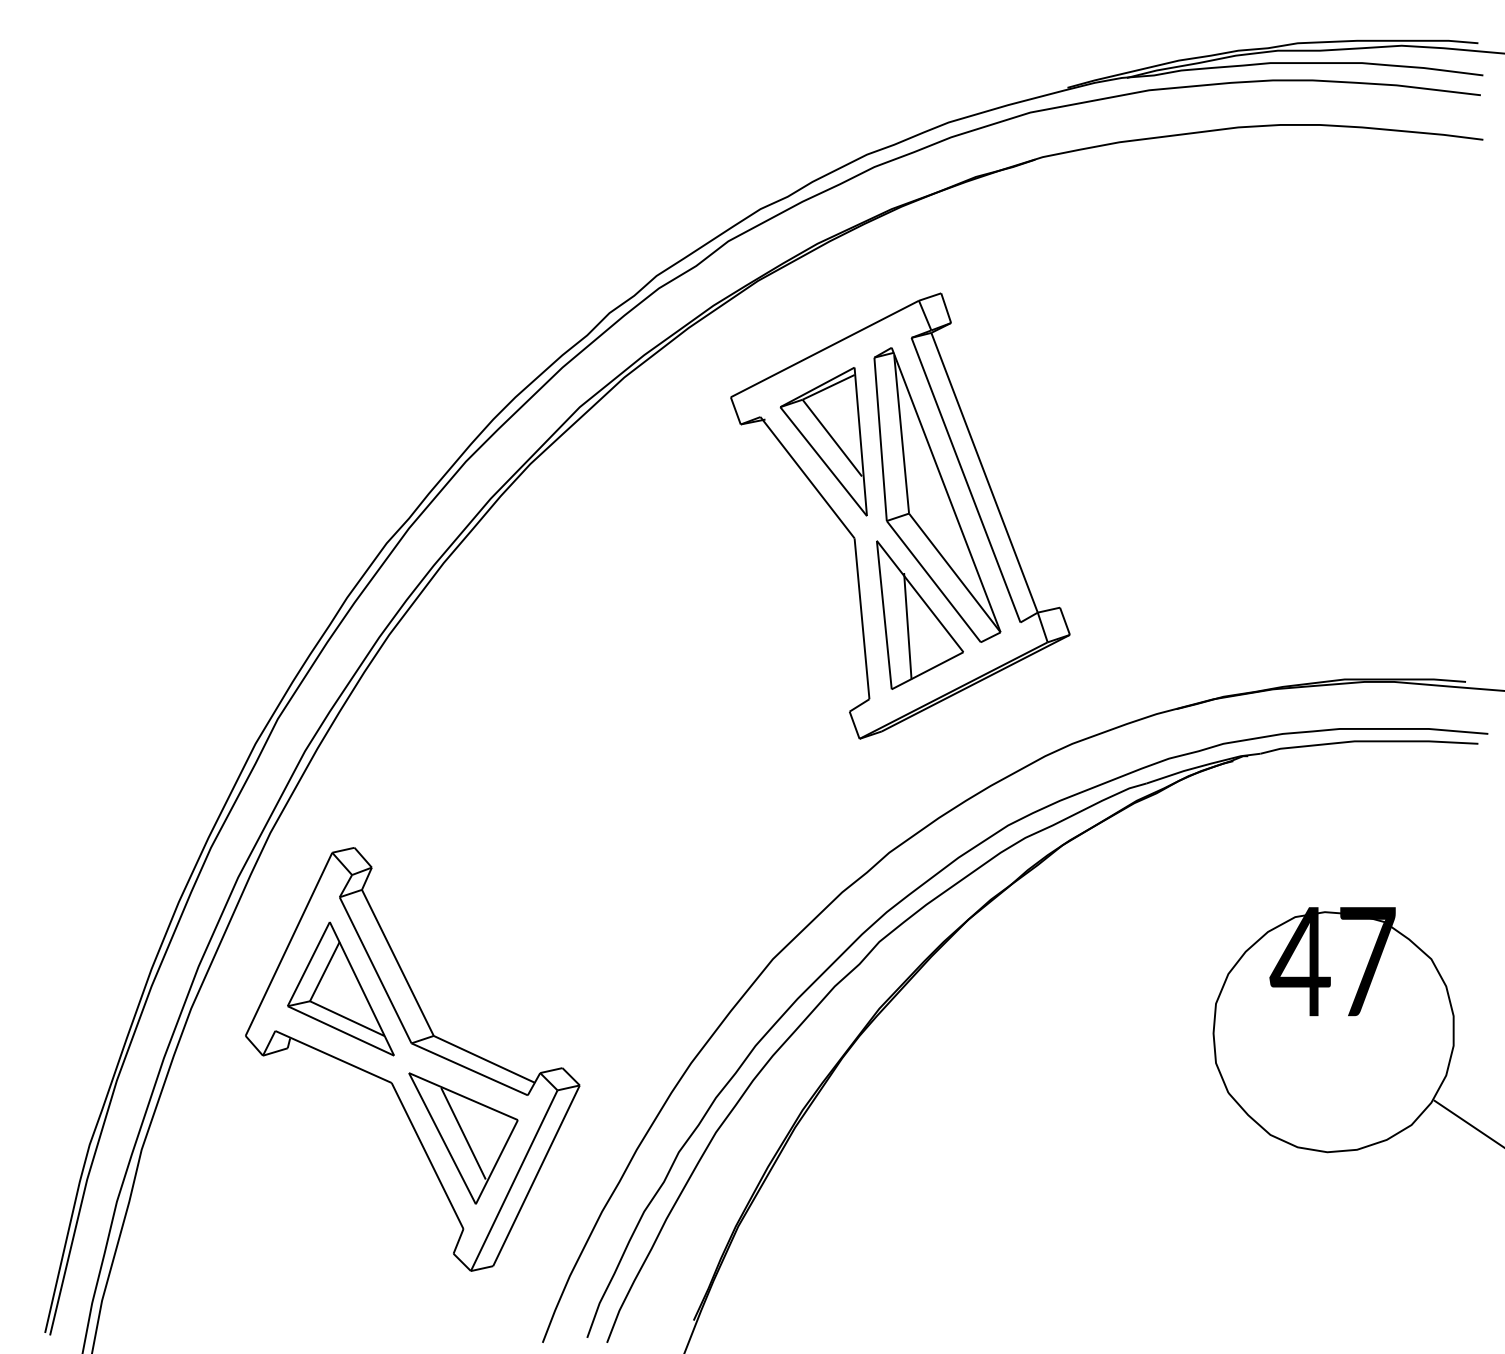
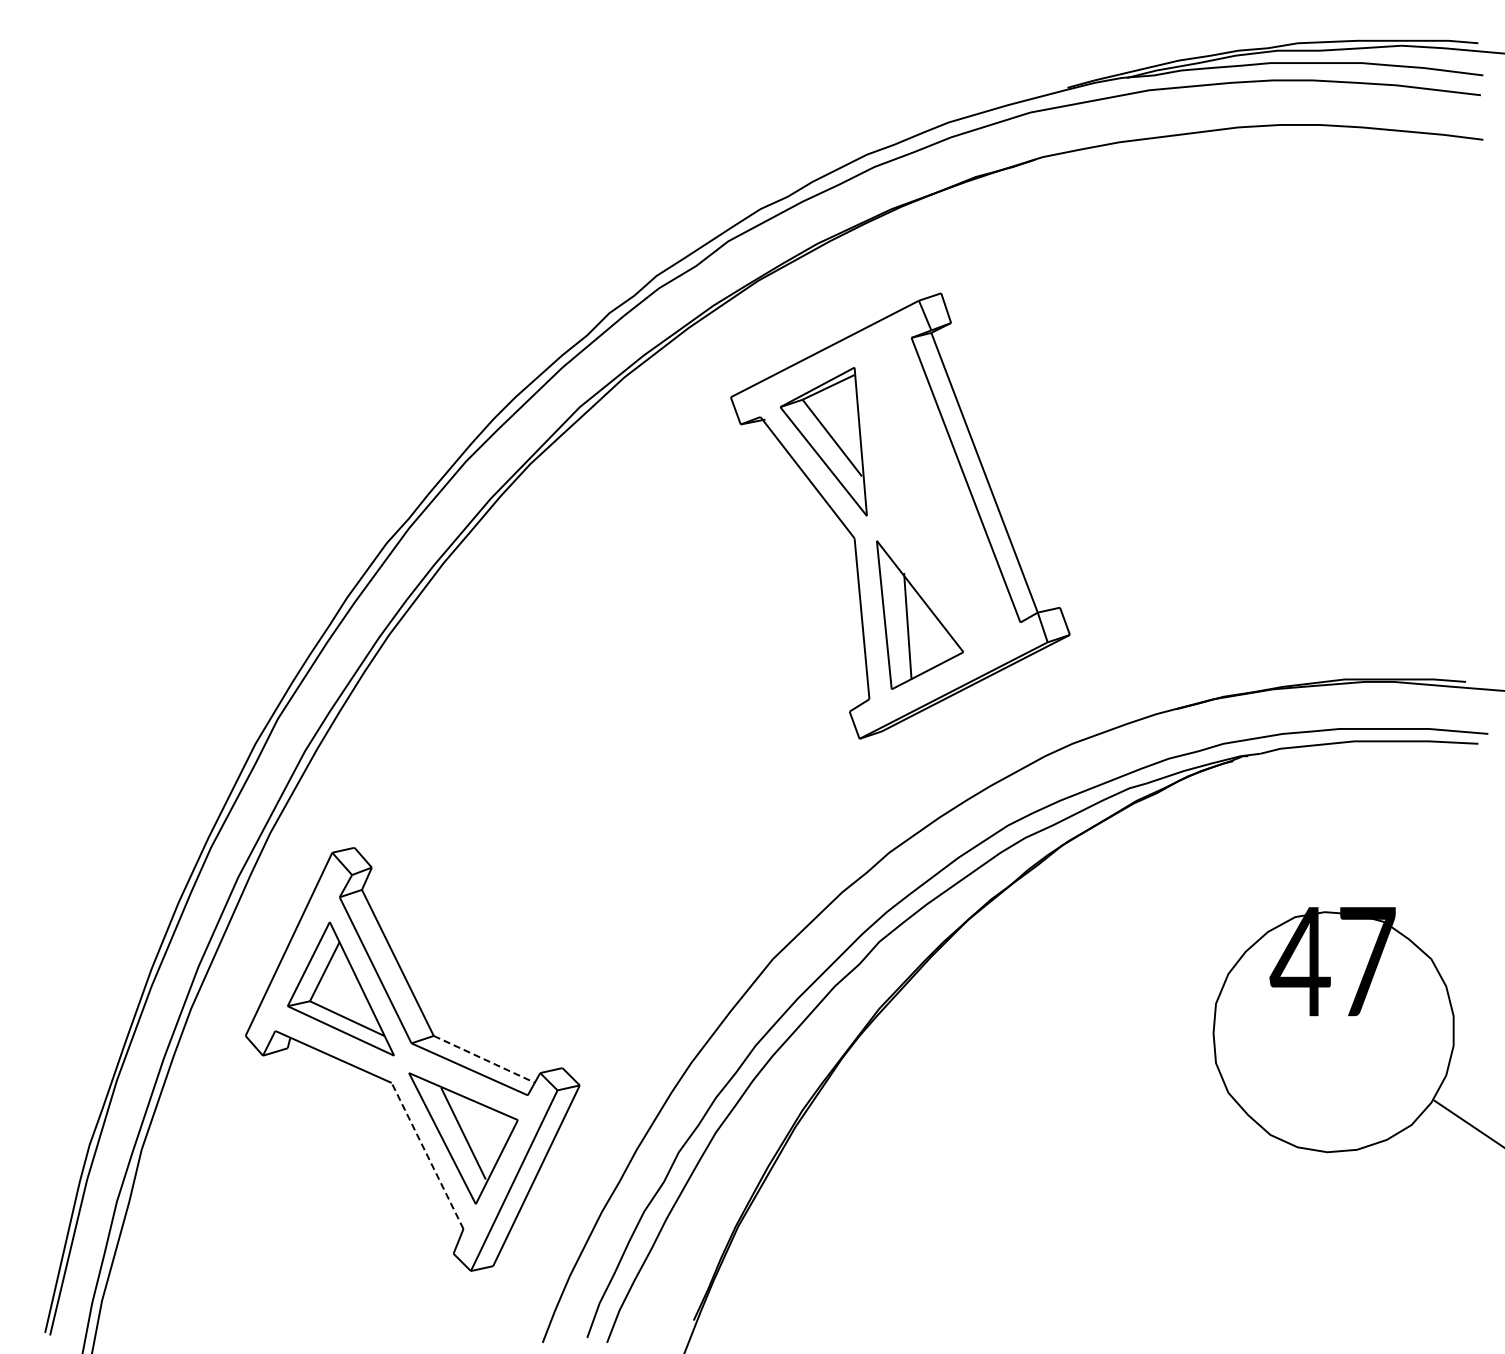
part: present -> none (937, 494)
line: solid -> dashed (484, 1059)
line: solid -> dashed (427, 1155)
